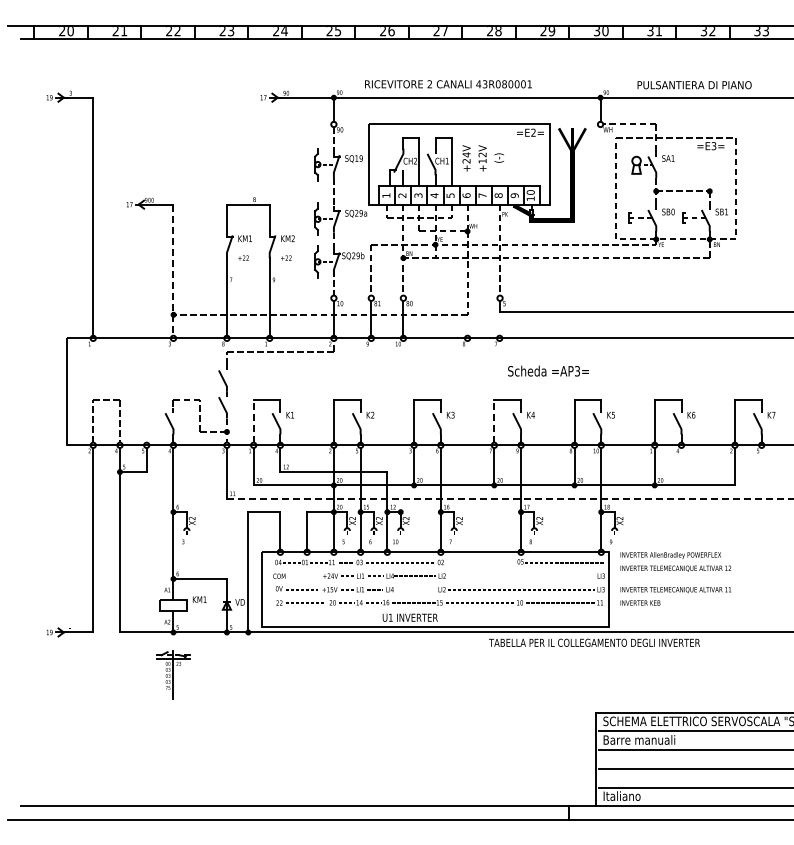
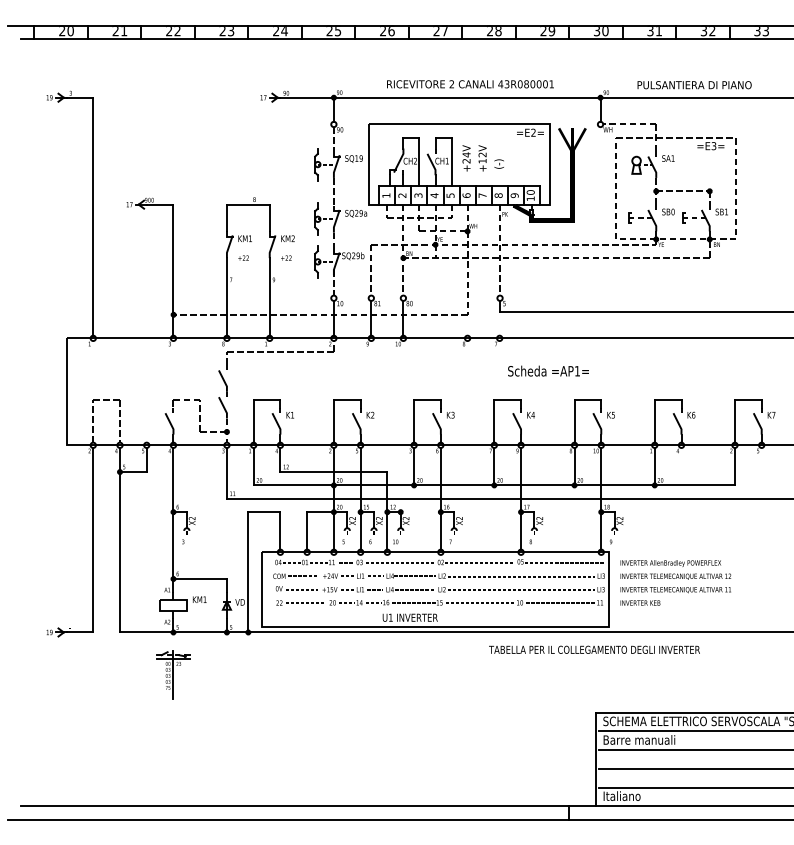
text position: (448, 84) -> (470, 84) (470, 84)
text position: (498, 157) -> (498, 163) (498, 163)
line: dashed -> solid (173, 270)
text: =AP3= -> =AP1= (577, 371)
line: dashed -> solid (253, 420)
line: dashed -> solid (494, 420)
line: dashed -> solid (510, 498)
text position: (675, 561) -> (675, 569) (675, 569)
line: none -> present (479, 562)
line: none -> present (302, 576)
line: none -> present (521, 576)
line: none -> present (415, 589)
text position: (594, 642) -> (594, 649) (594, 649)
